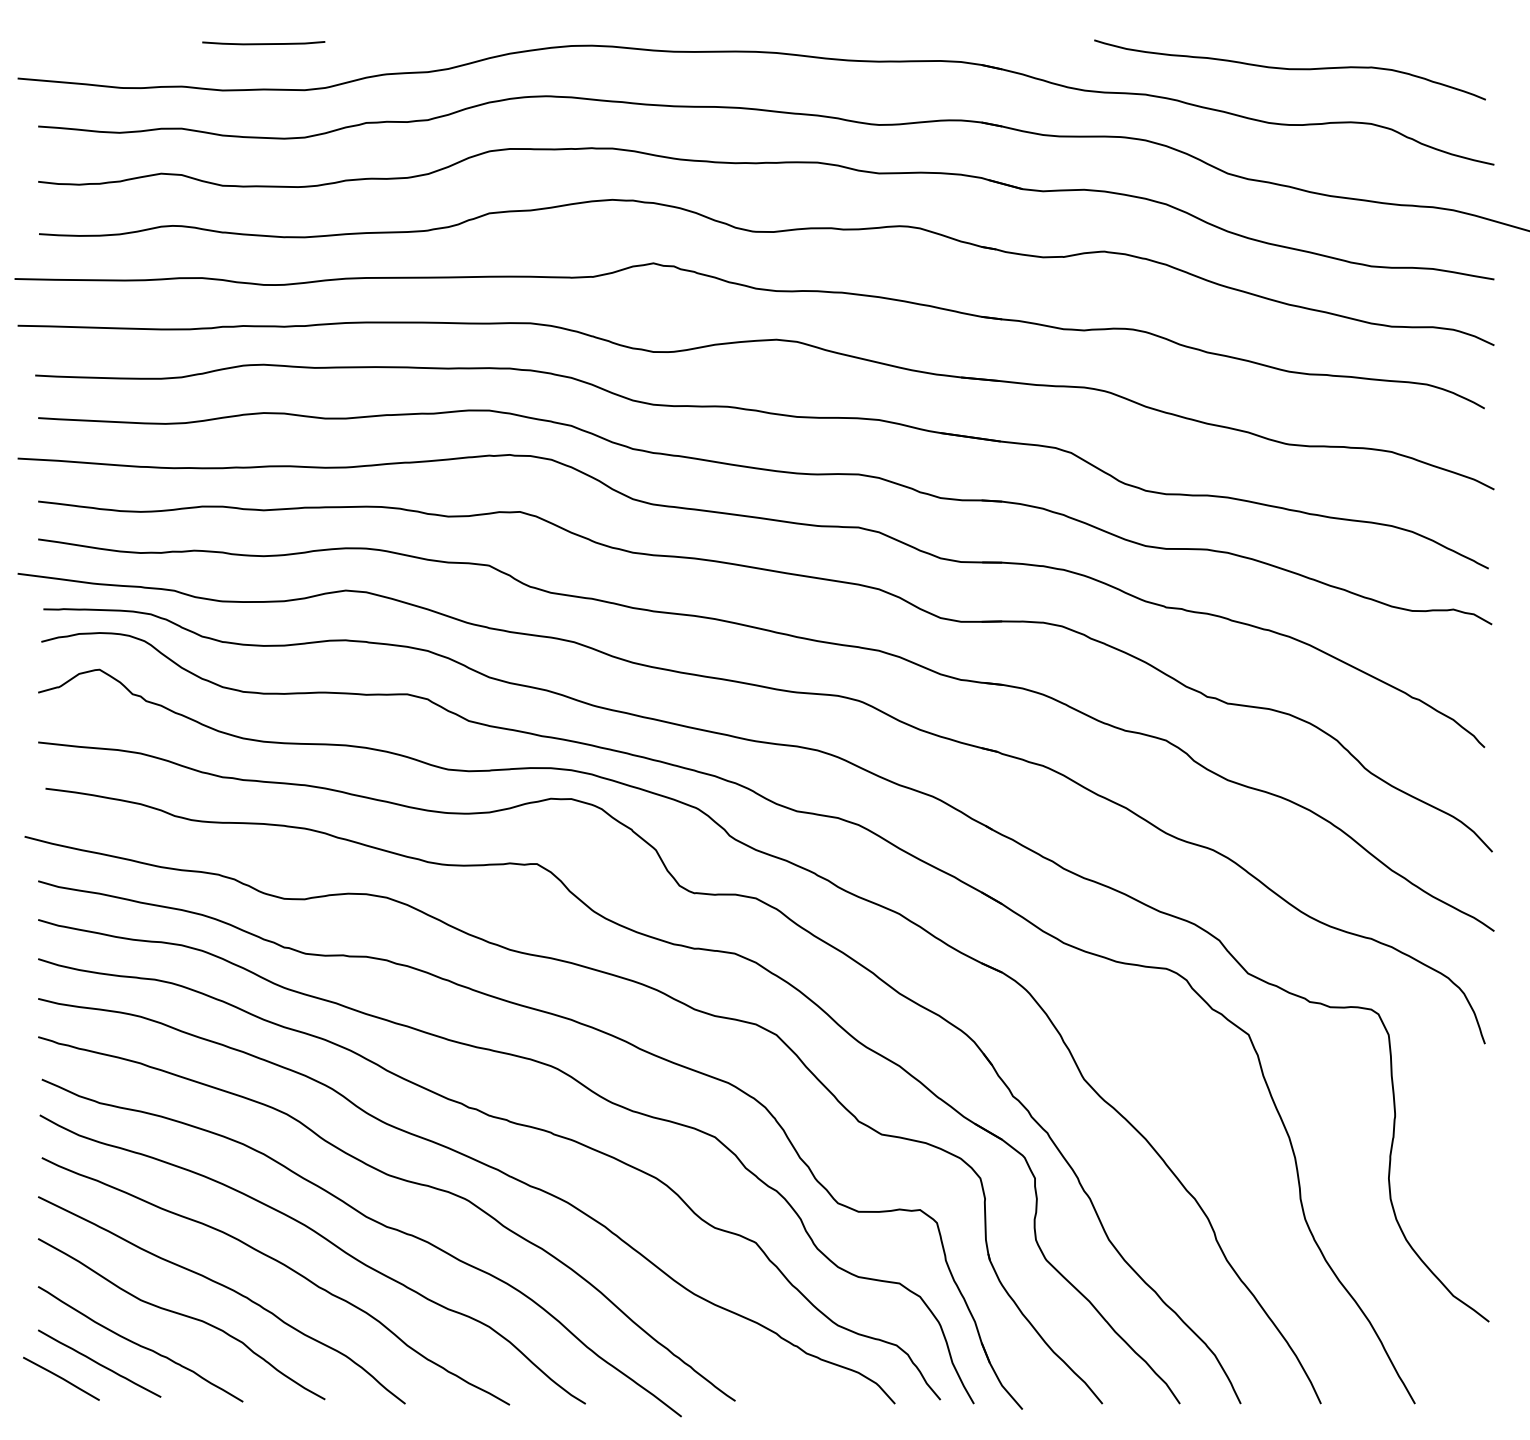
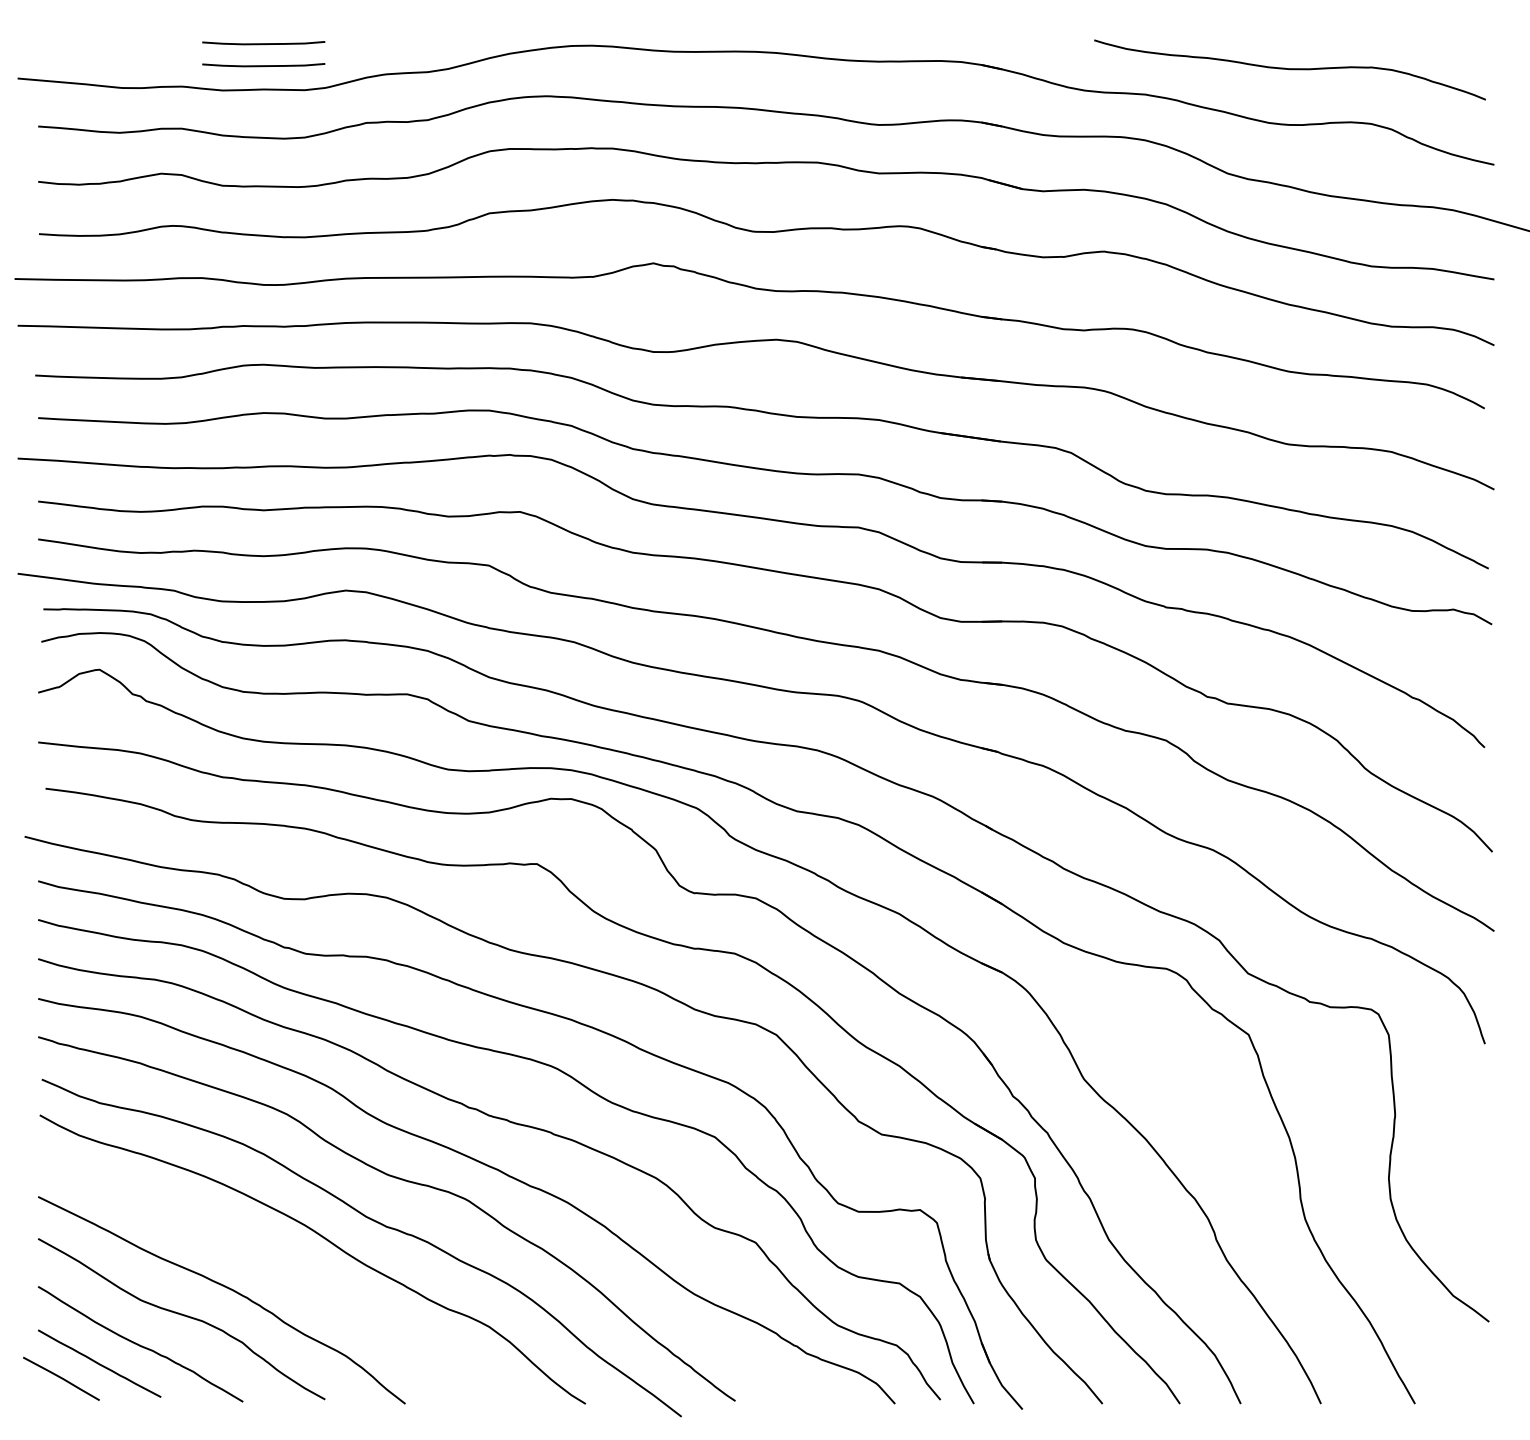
curve: none -> present (263, 65)
curve: present -> none (284, 1266)
